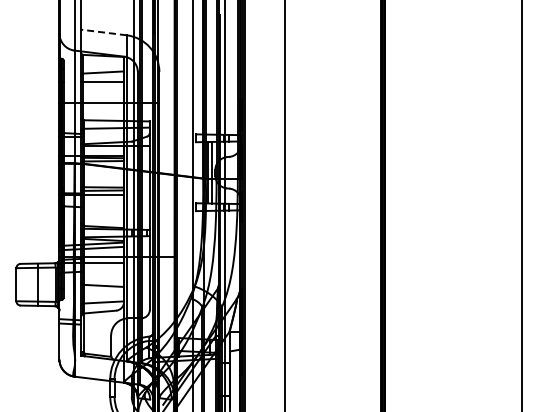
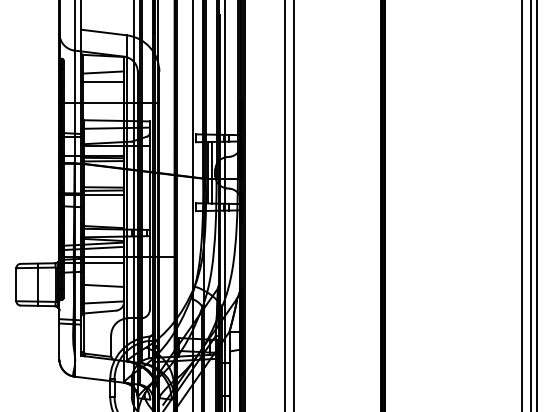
line: dashed -> solid (103, 32)
line: none -> present (293, 205)
line: none -> present (530, 205)
line: none -> present (537, 205)
